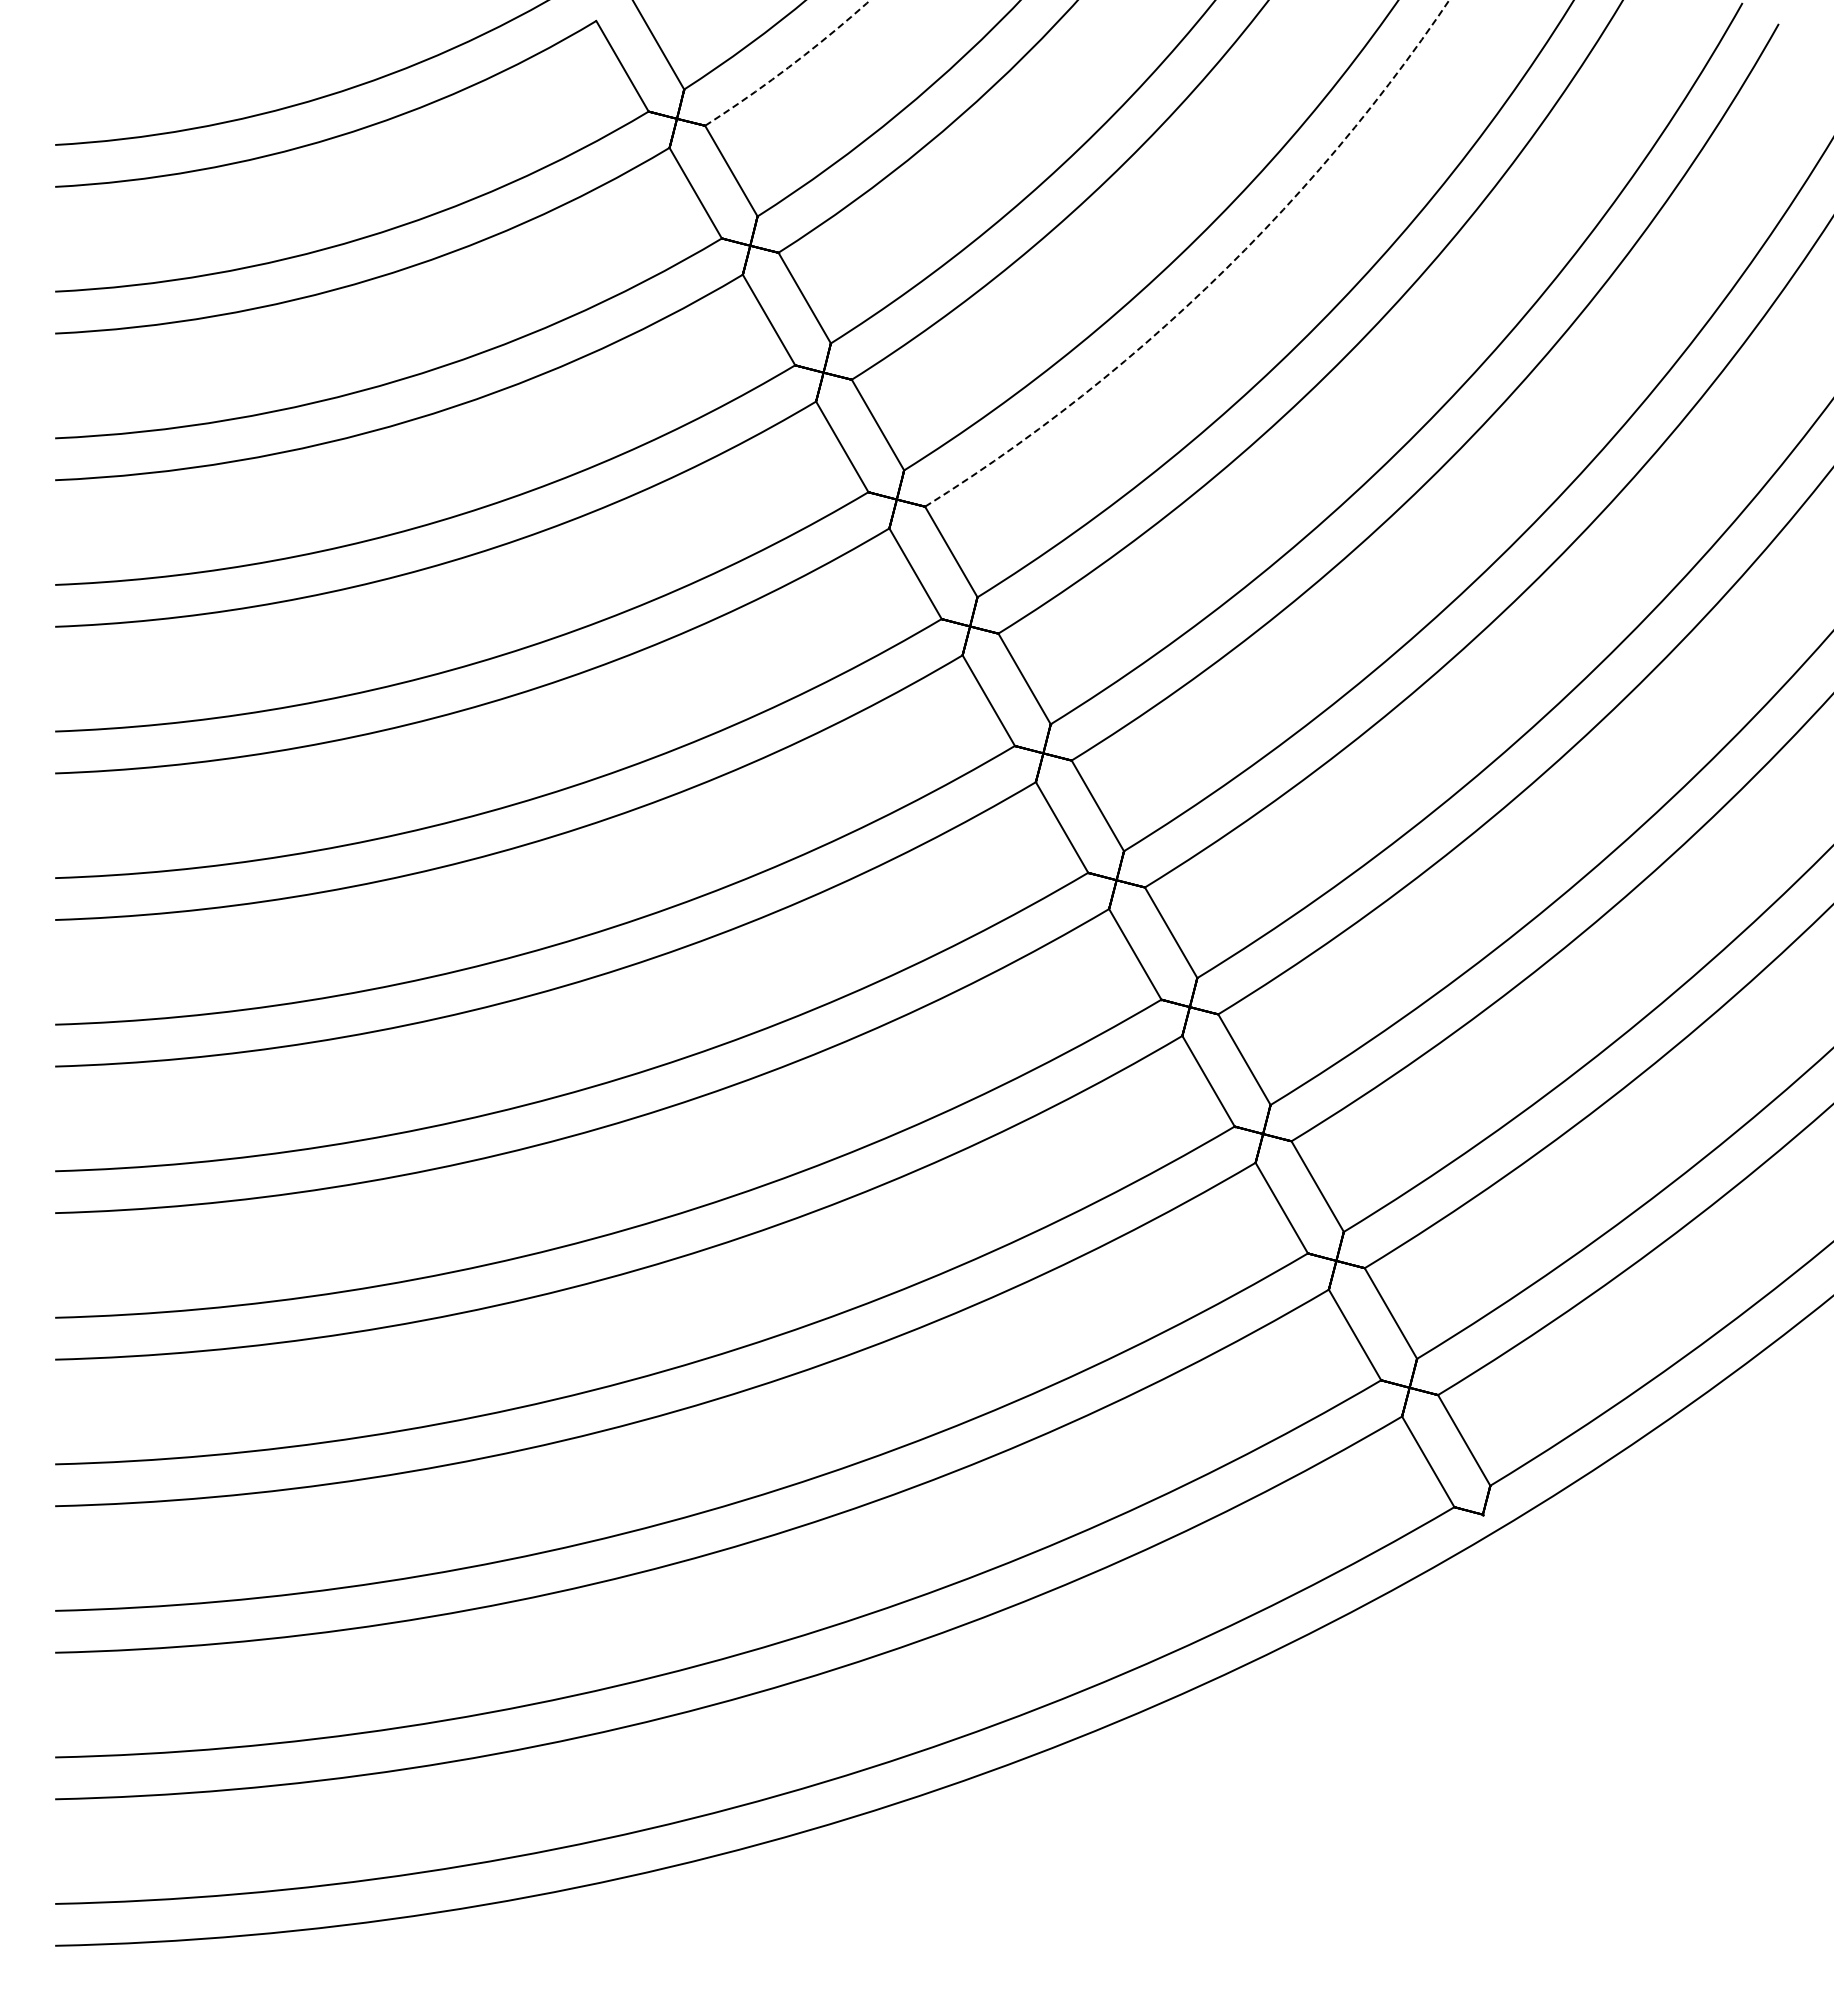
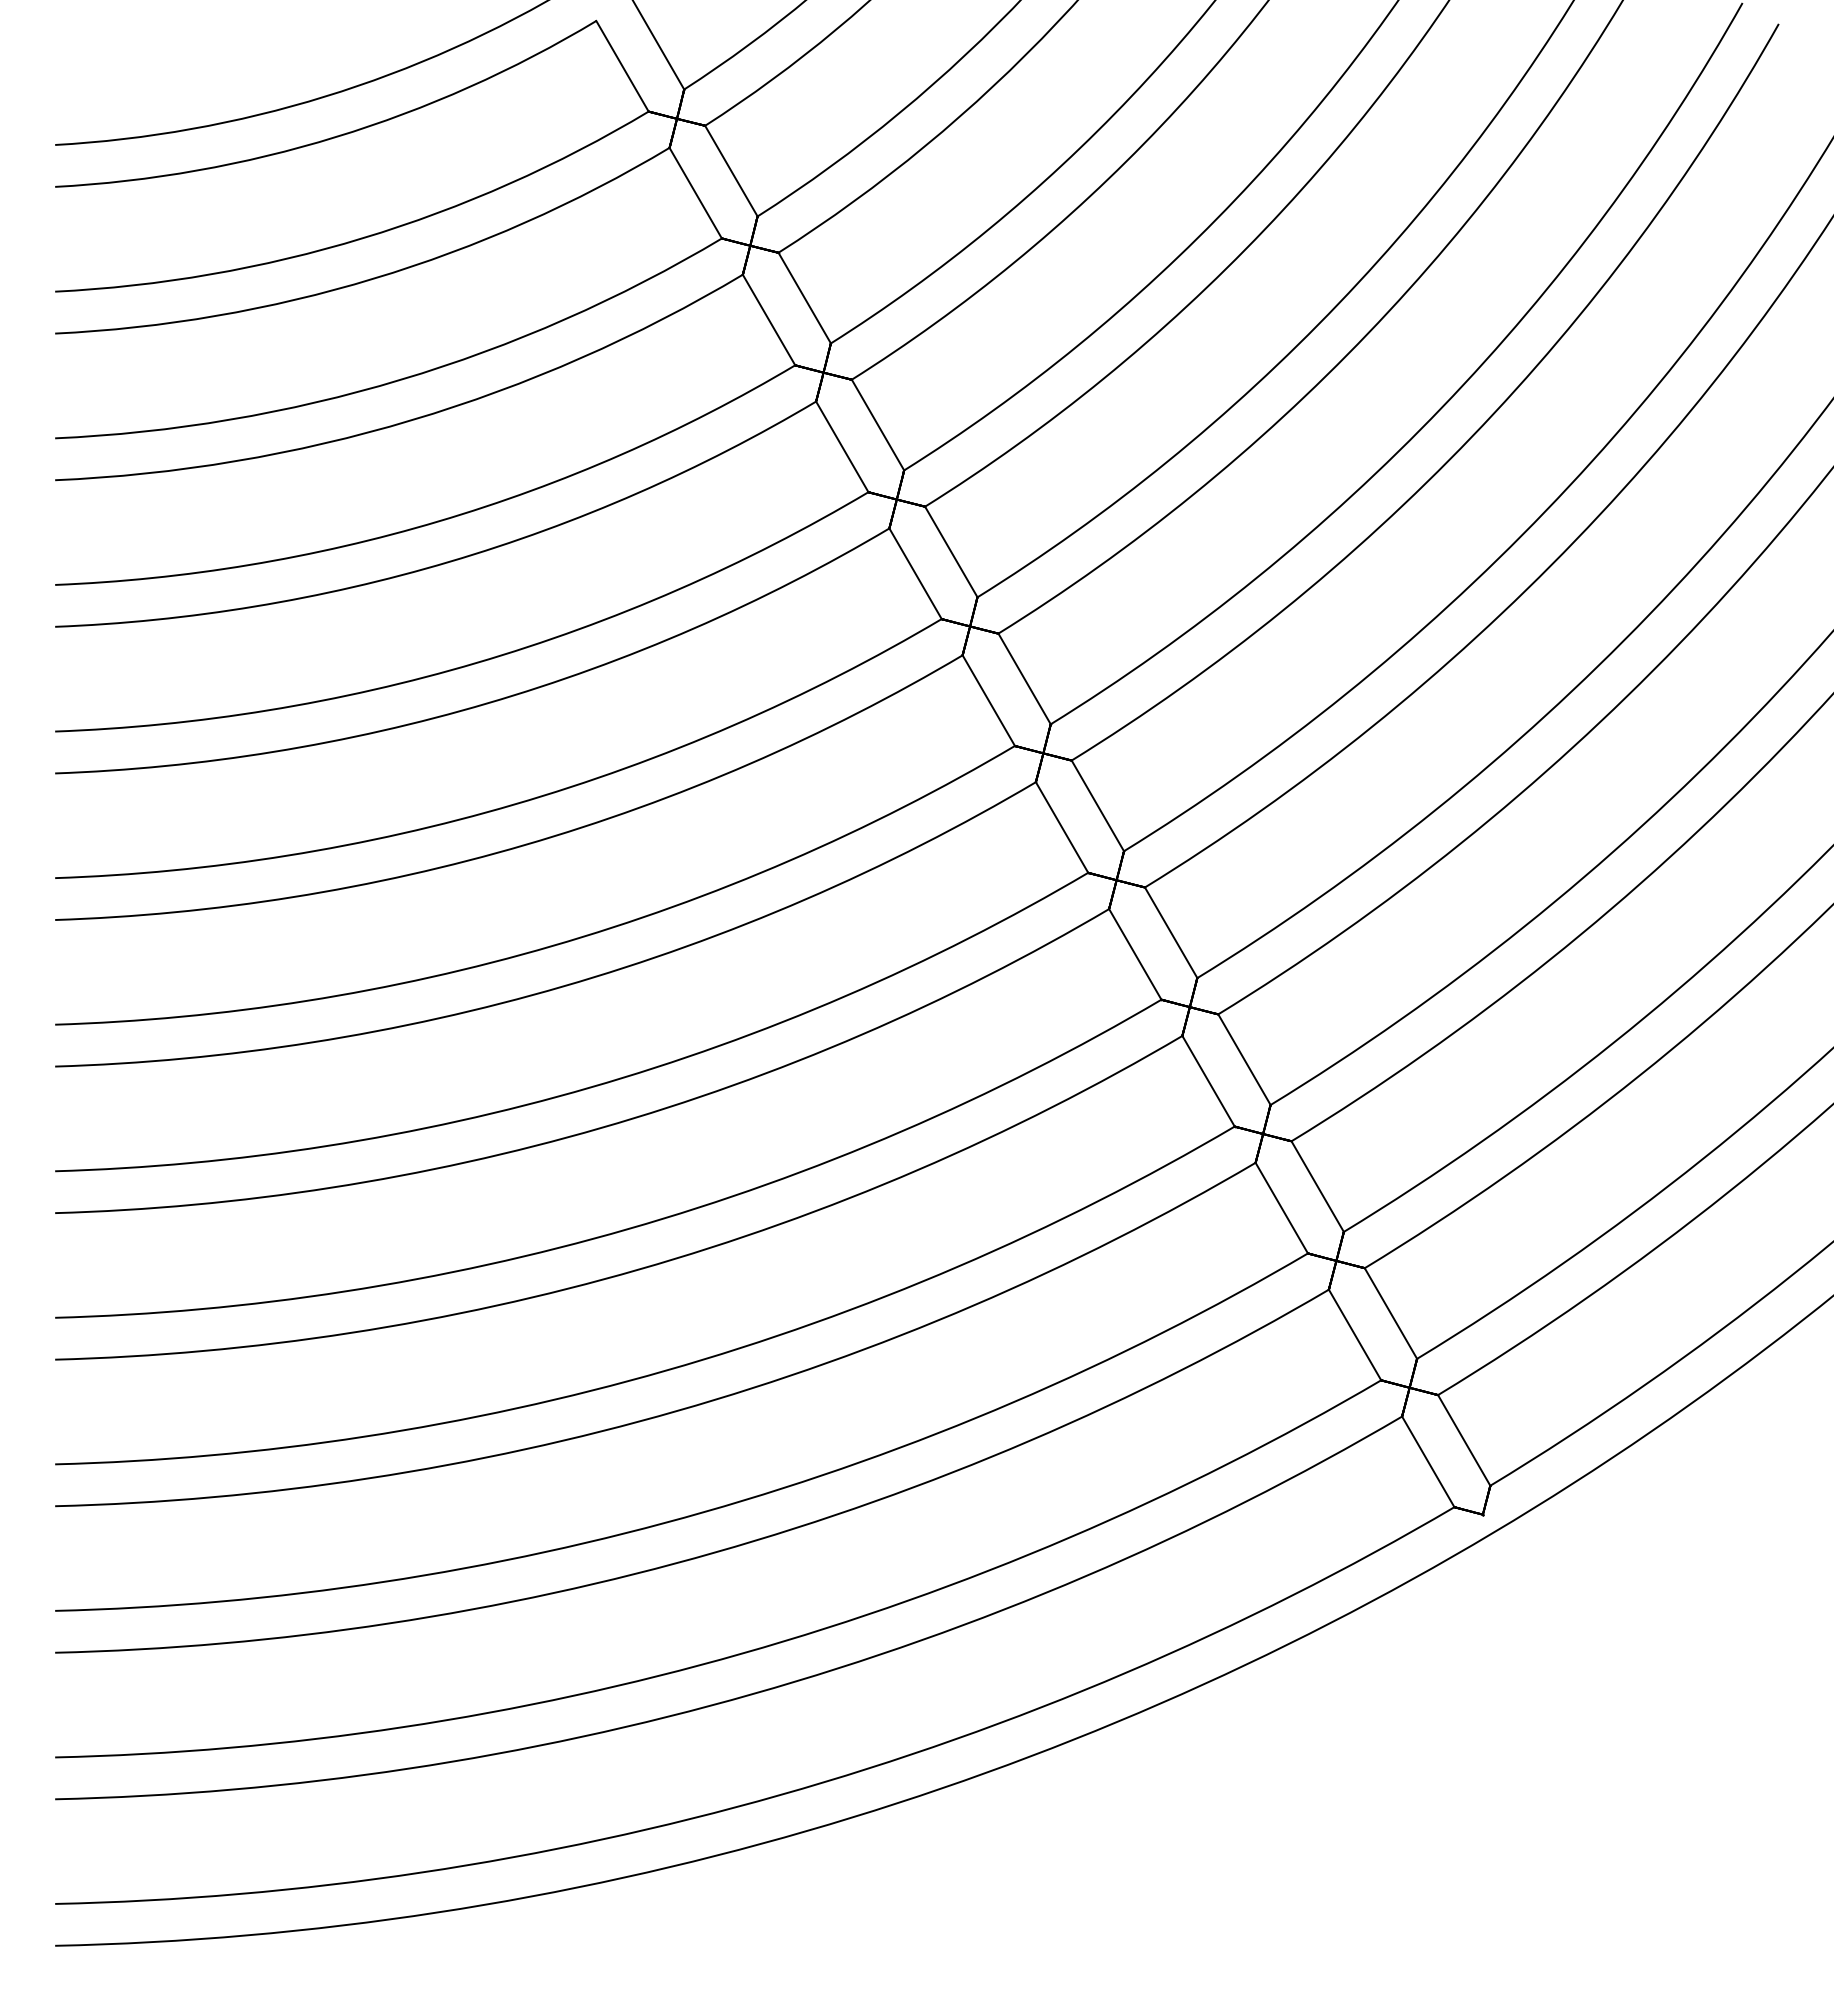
arc: dashed -> solid (790, 65)
arc: dashed -> solid (1214, 280)
